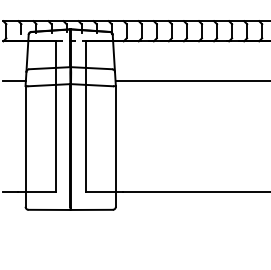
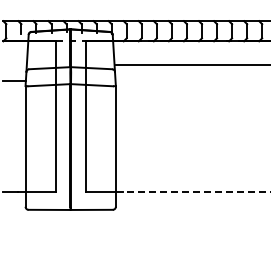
line position: (191, 81) -> (191, 65) (191, 65)
line: solid -> dashed (196, 191)
